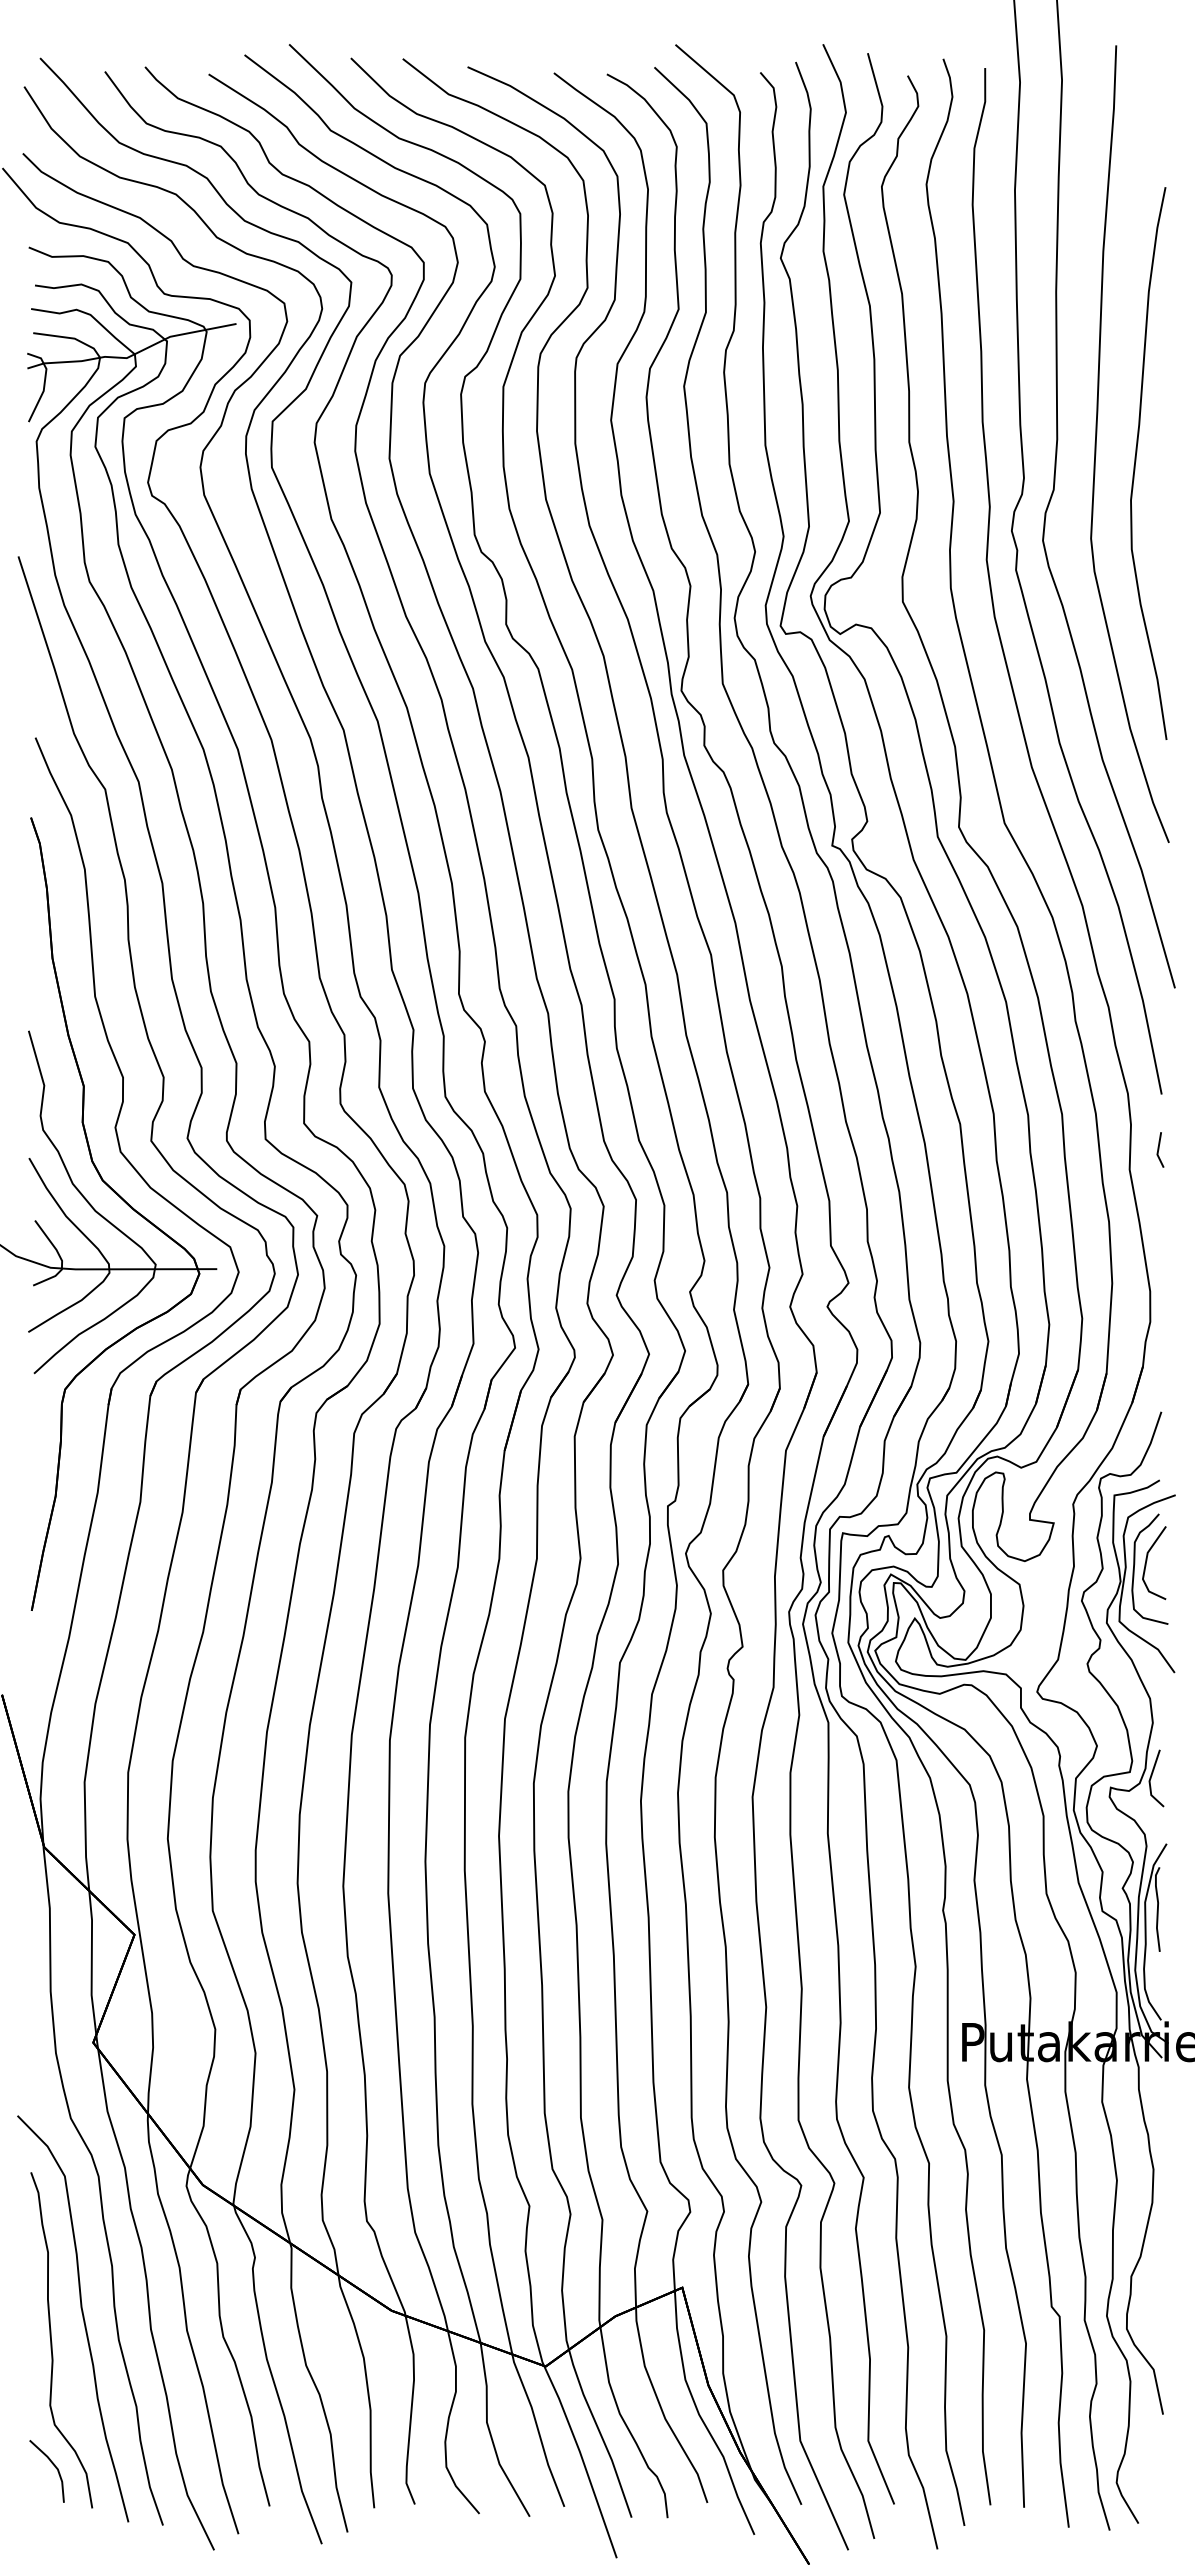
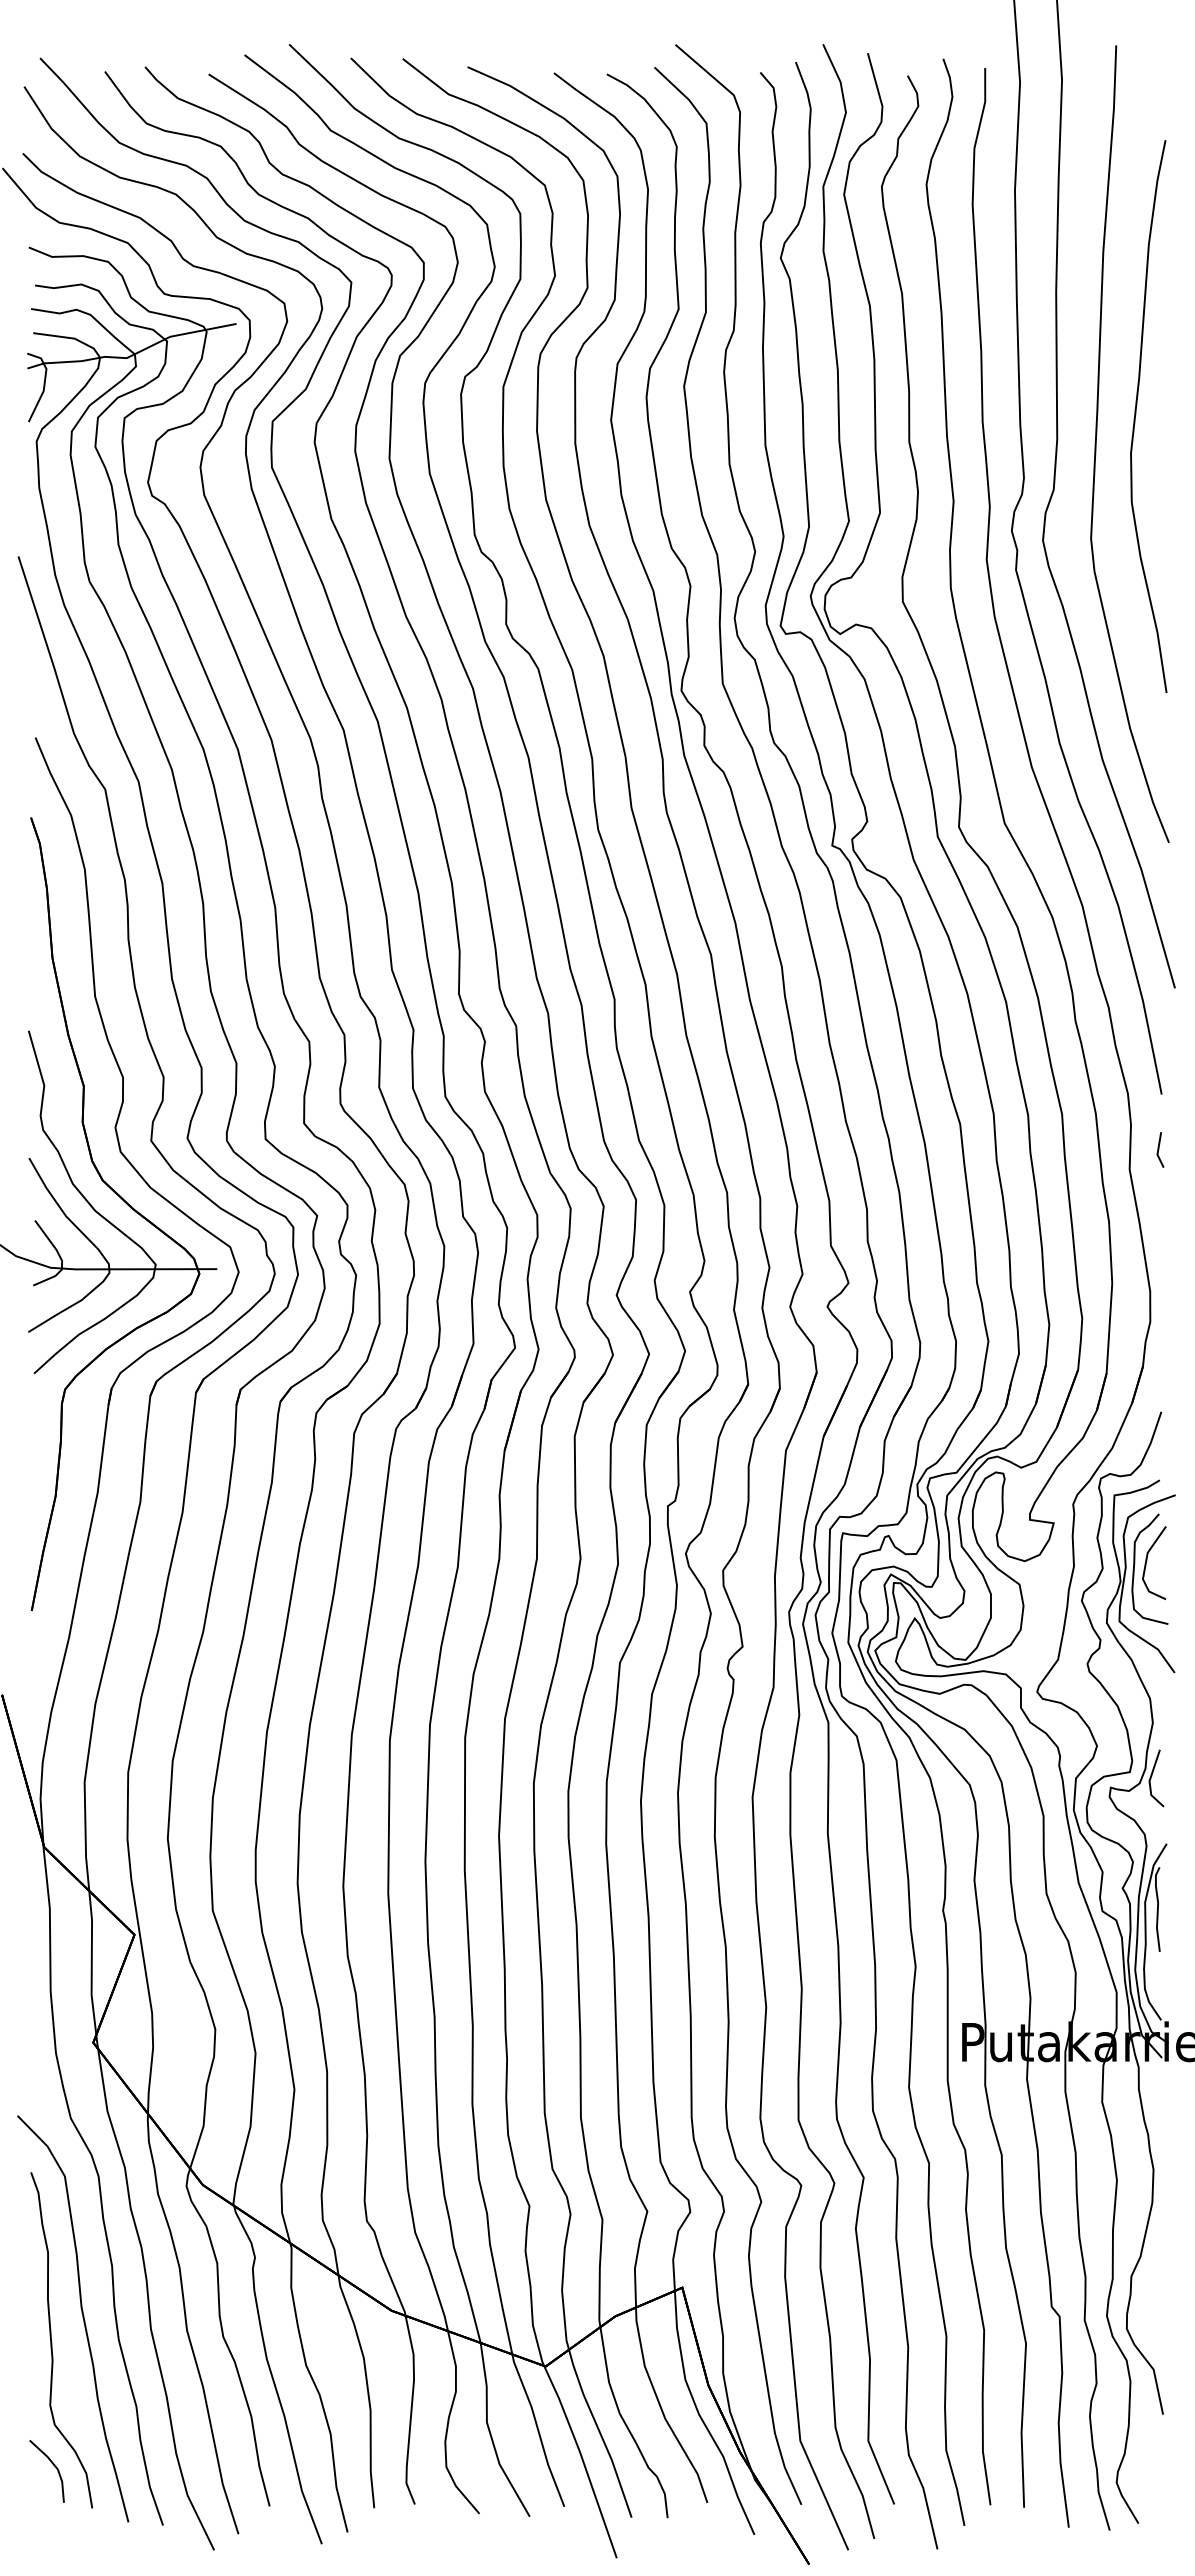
part position: (1136, 461) -> (1136, 414) (1136, 414)
